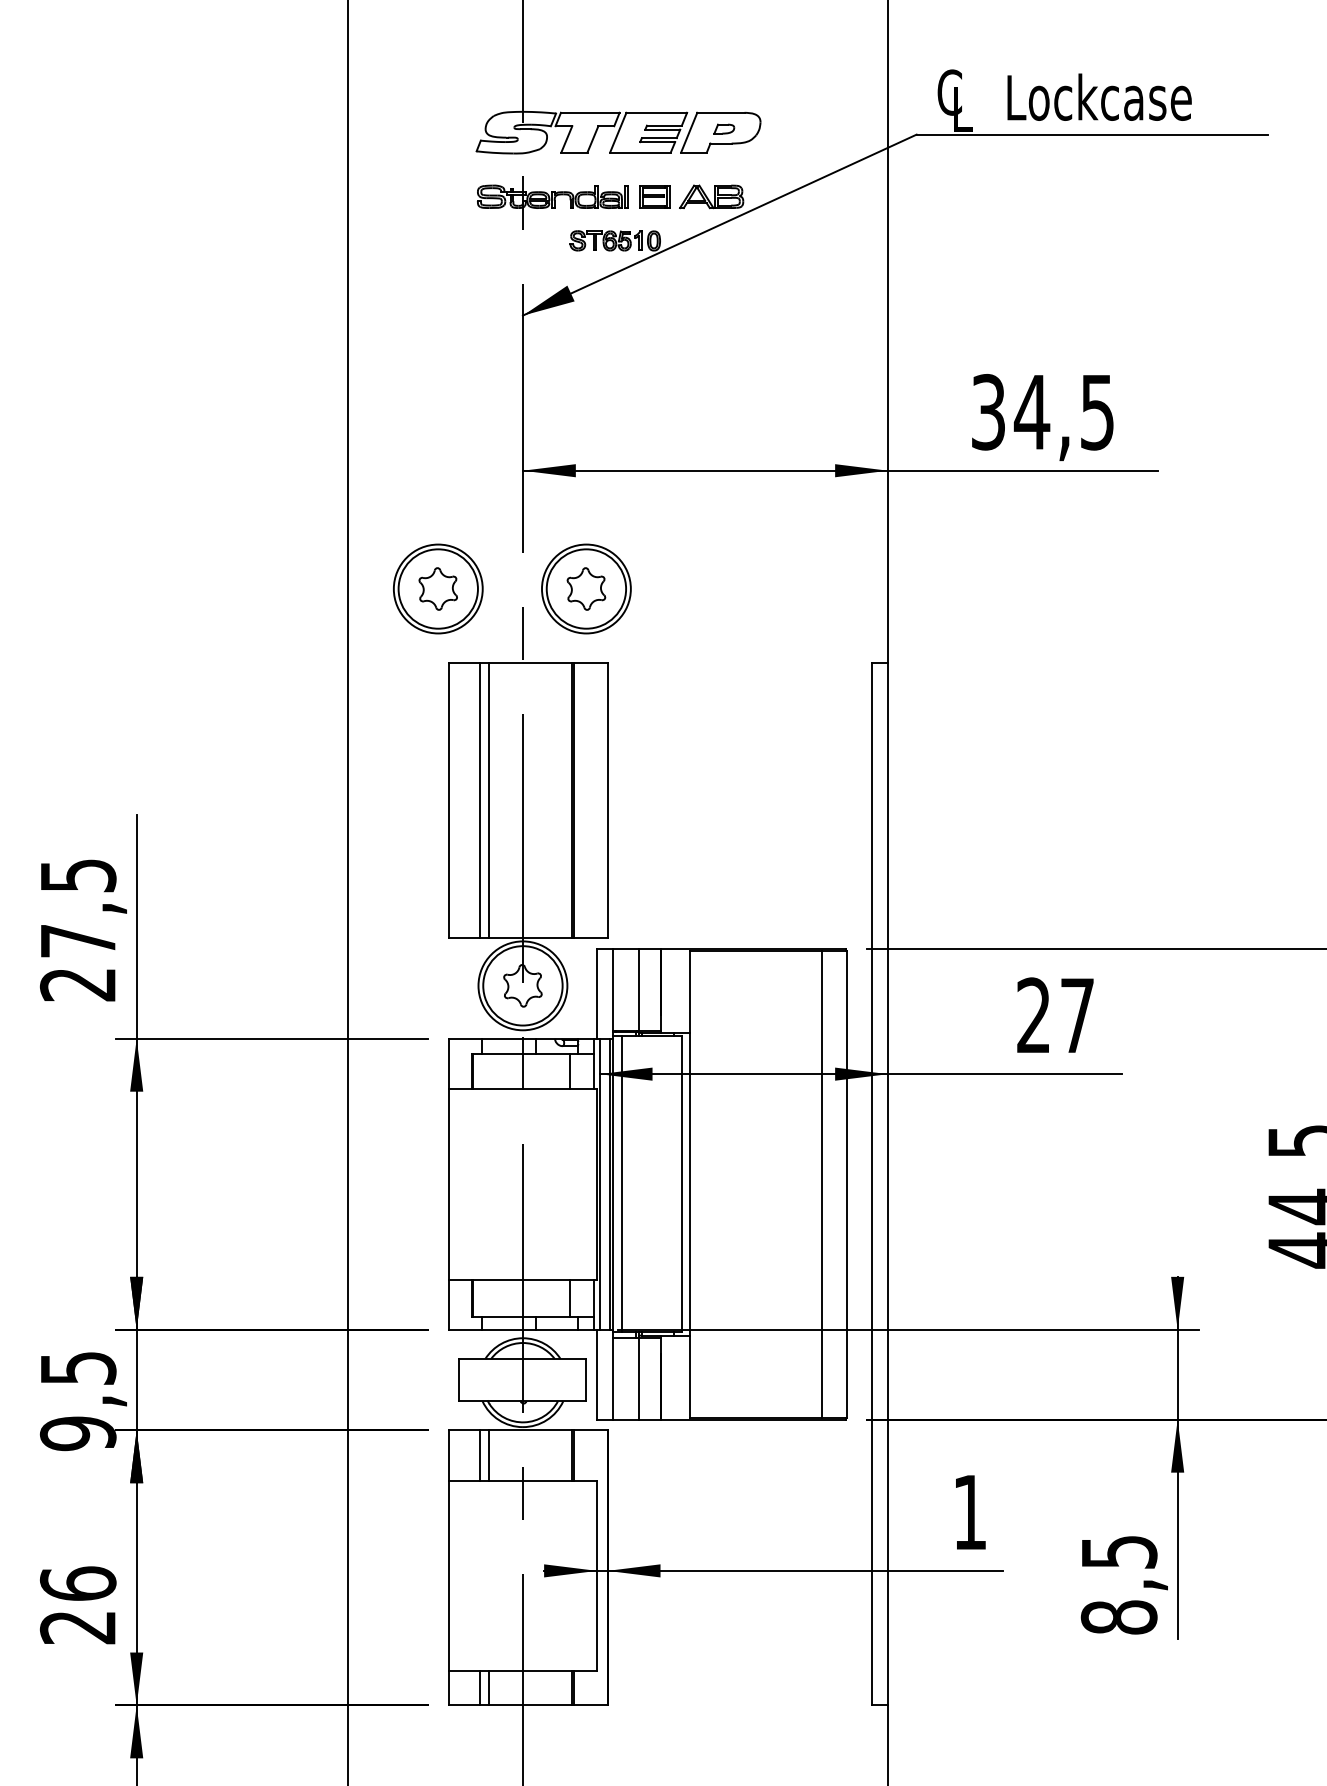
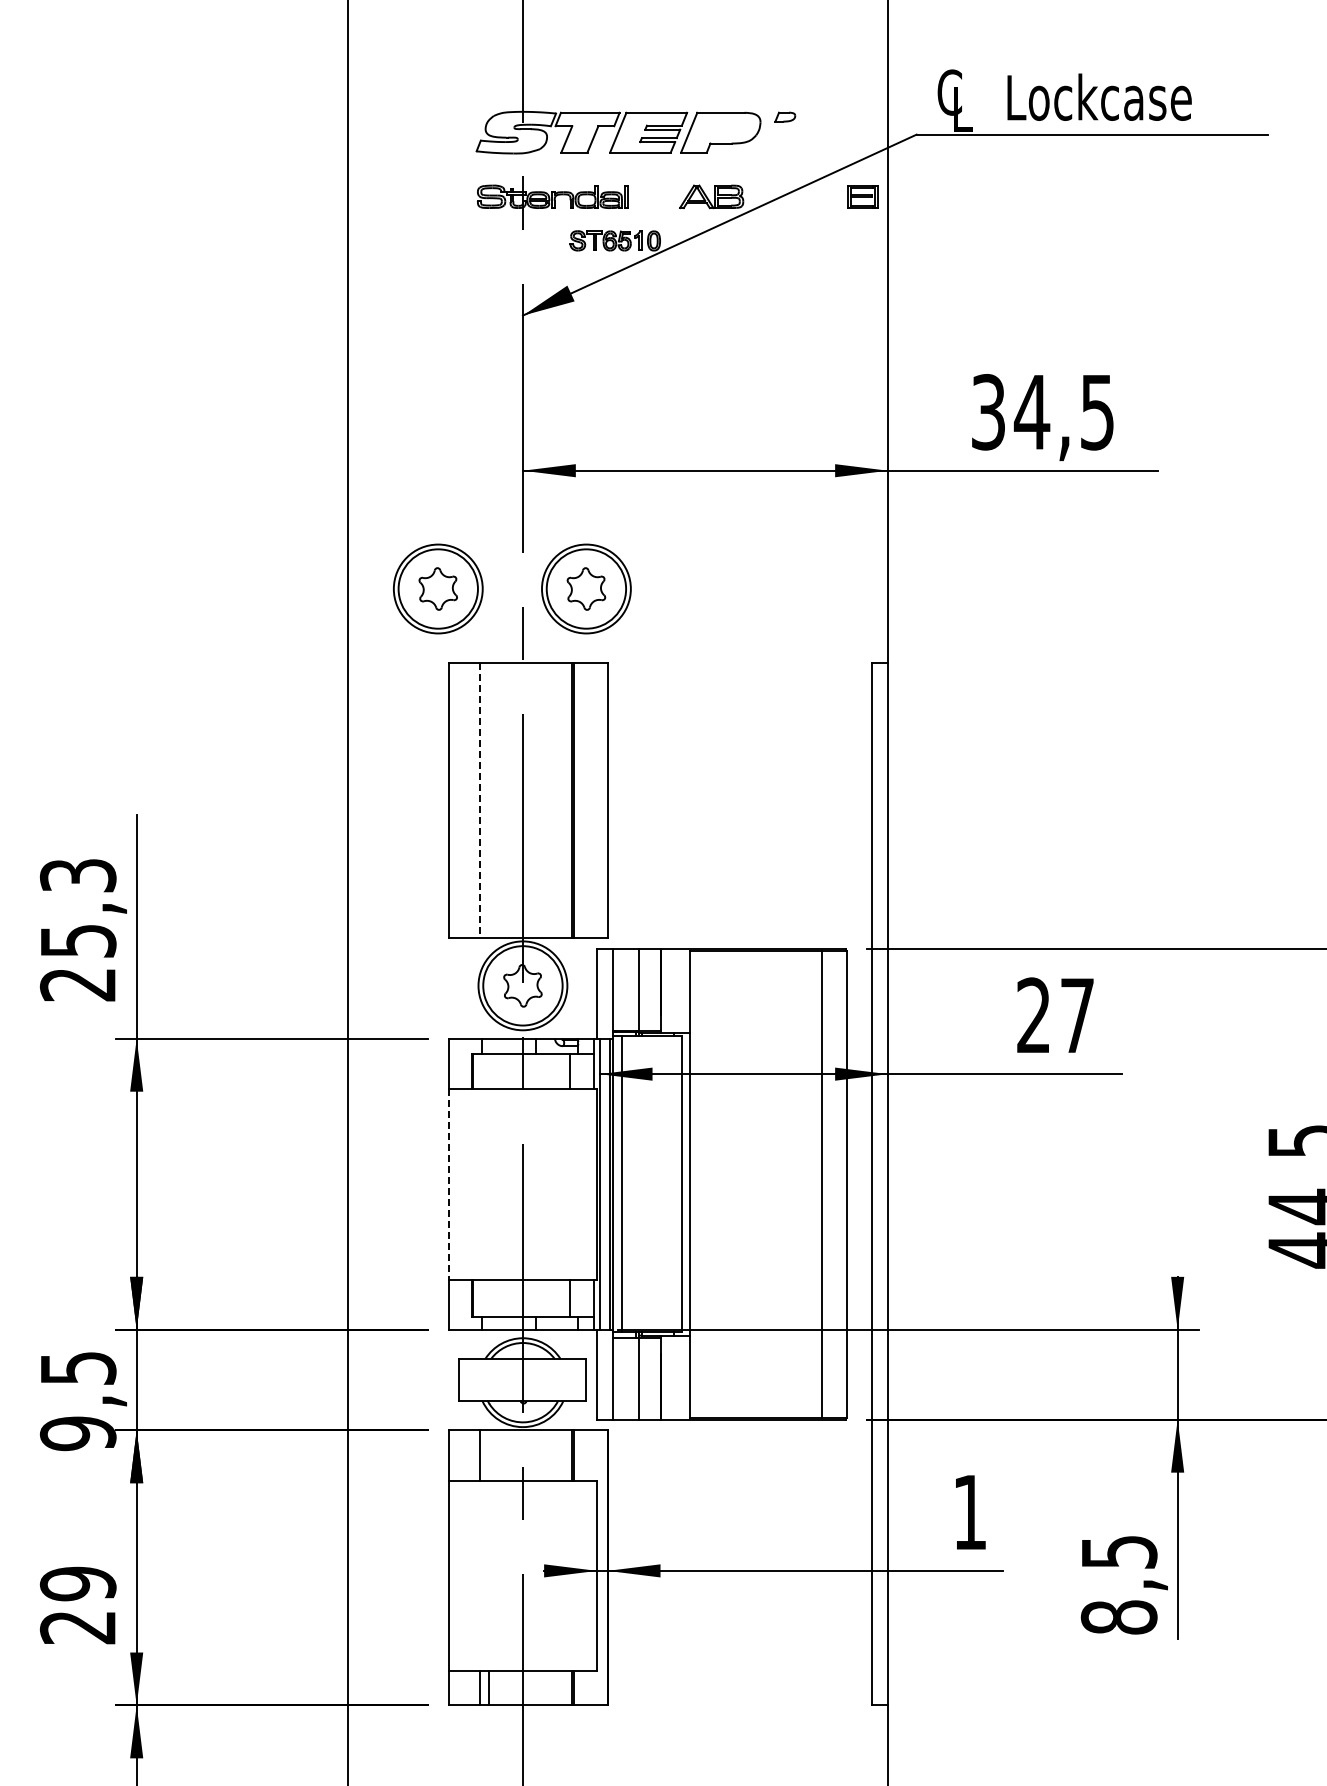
part position: (724, 128) -> (785, 116) (785, 116)
part position: (654, 196) -> (862, 196) (862, 196)
line: solid -> dashed (479, 800)
line: present -> none (489, 800)
text: 27,5 -> 25,3 (77, 908)
line: solid -> dashed (448, 1184)
line: present -> none (489, 1455)
text: 26 -> 29 (77, 1583)
